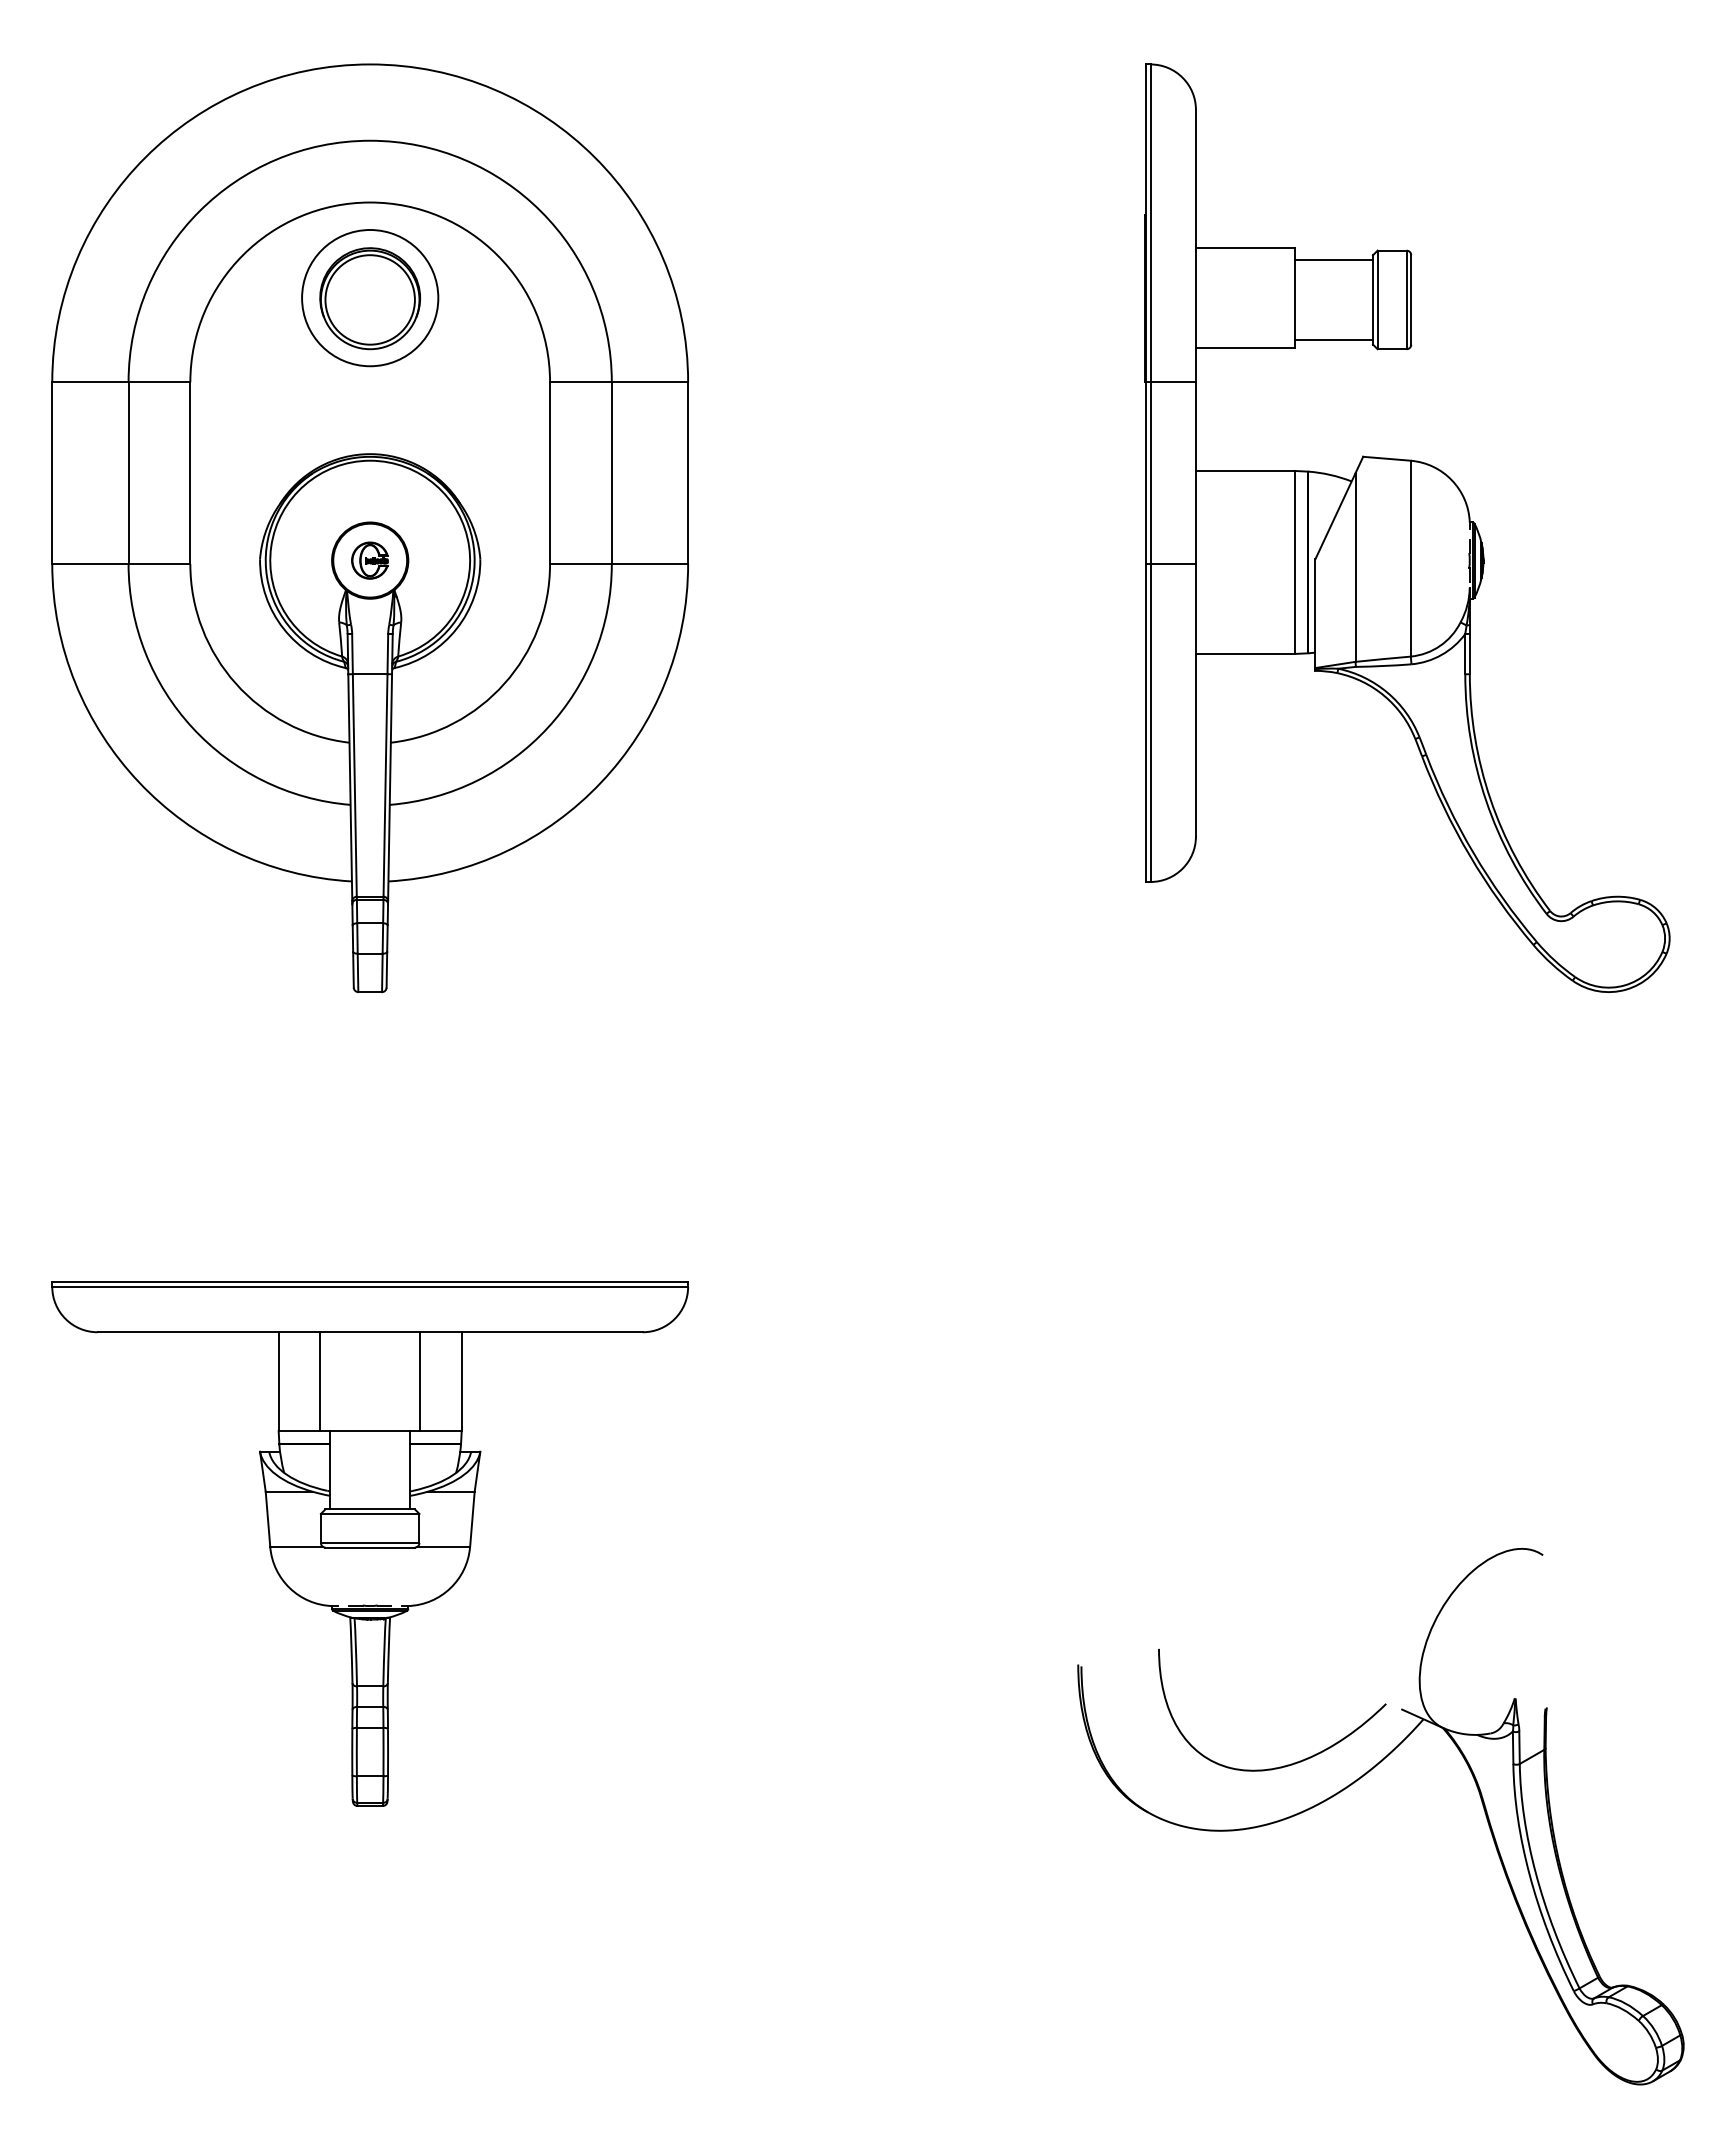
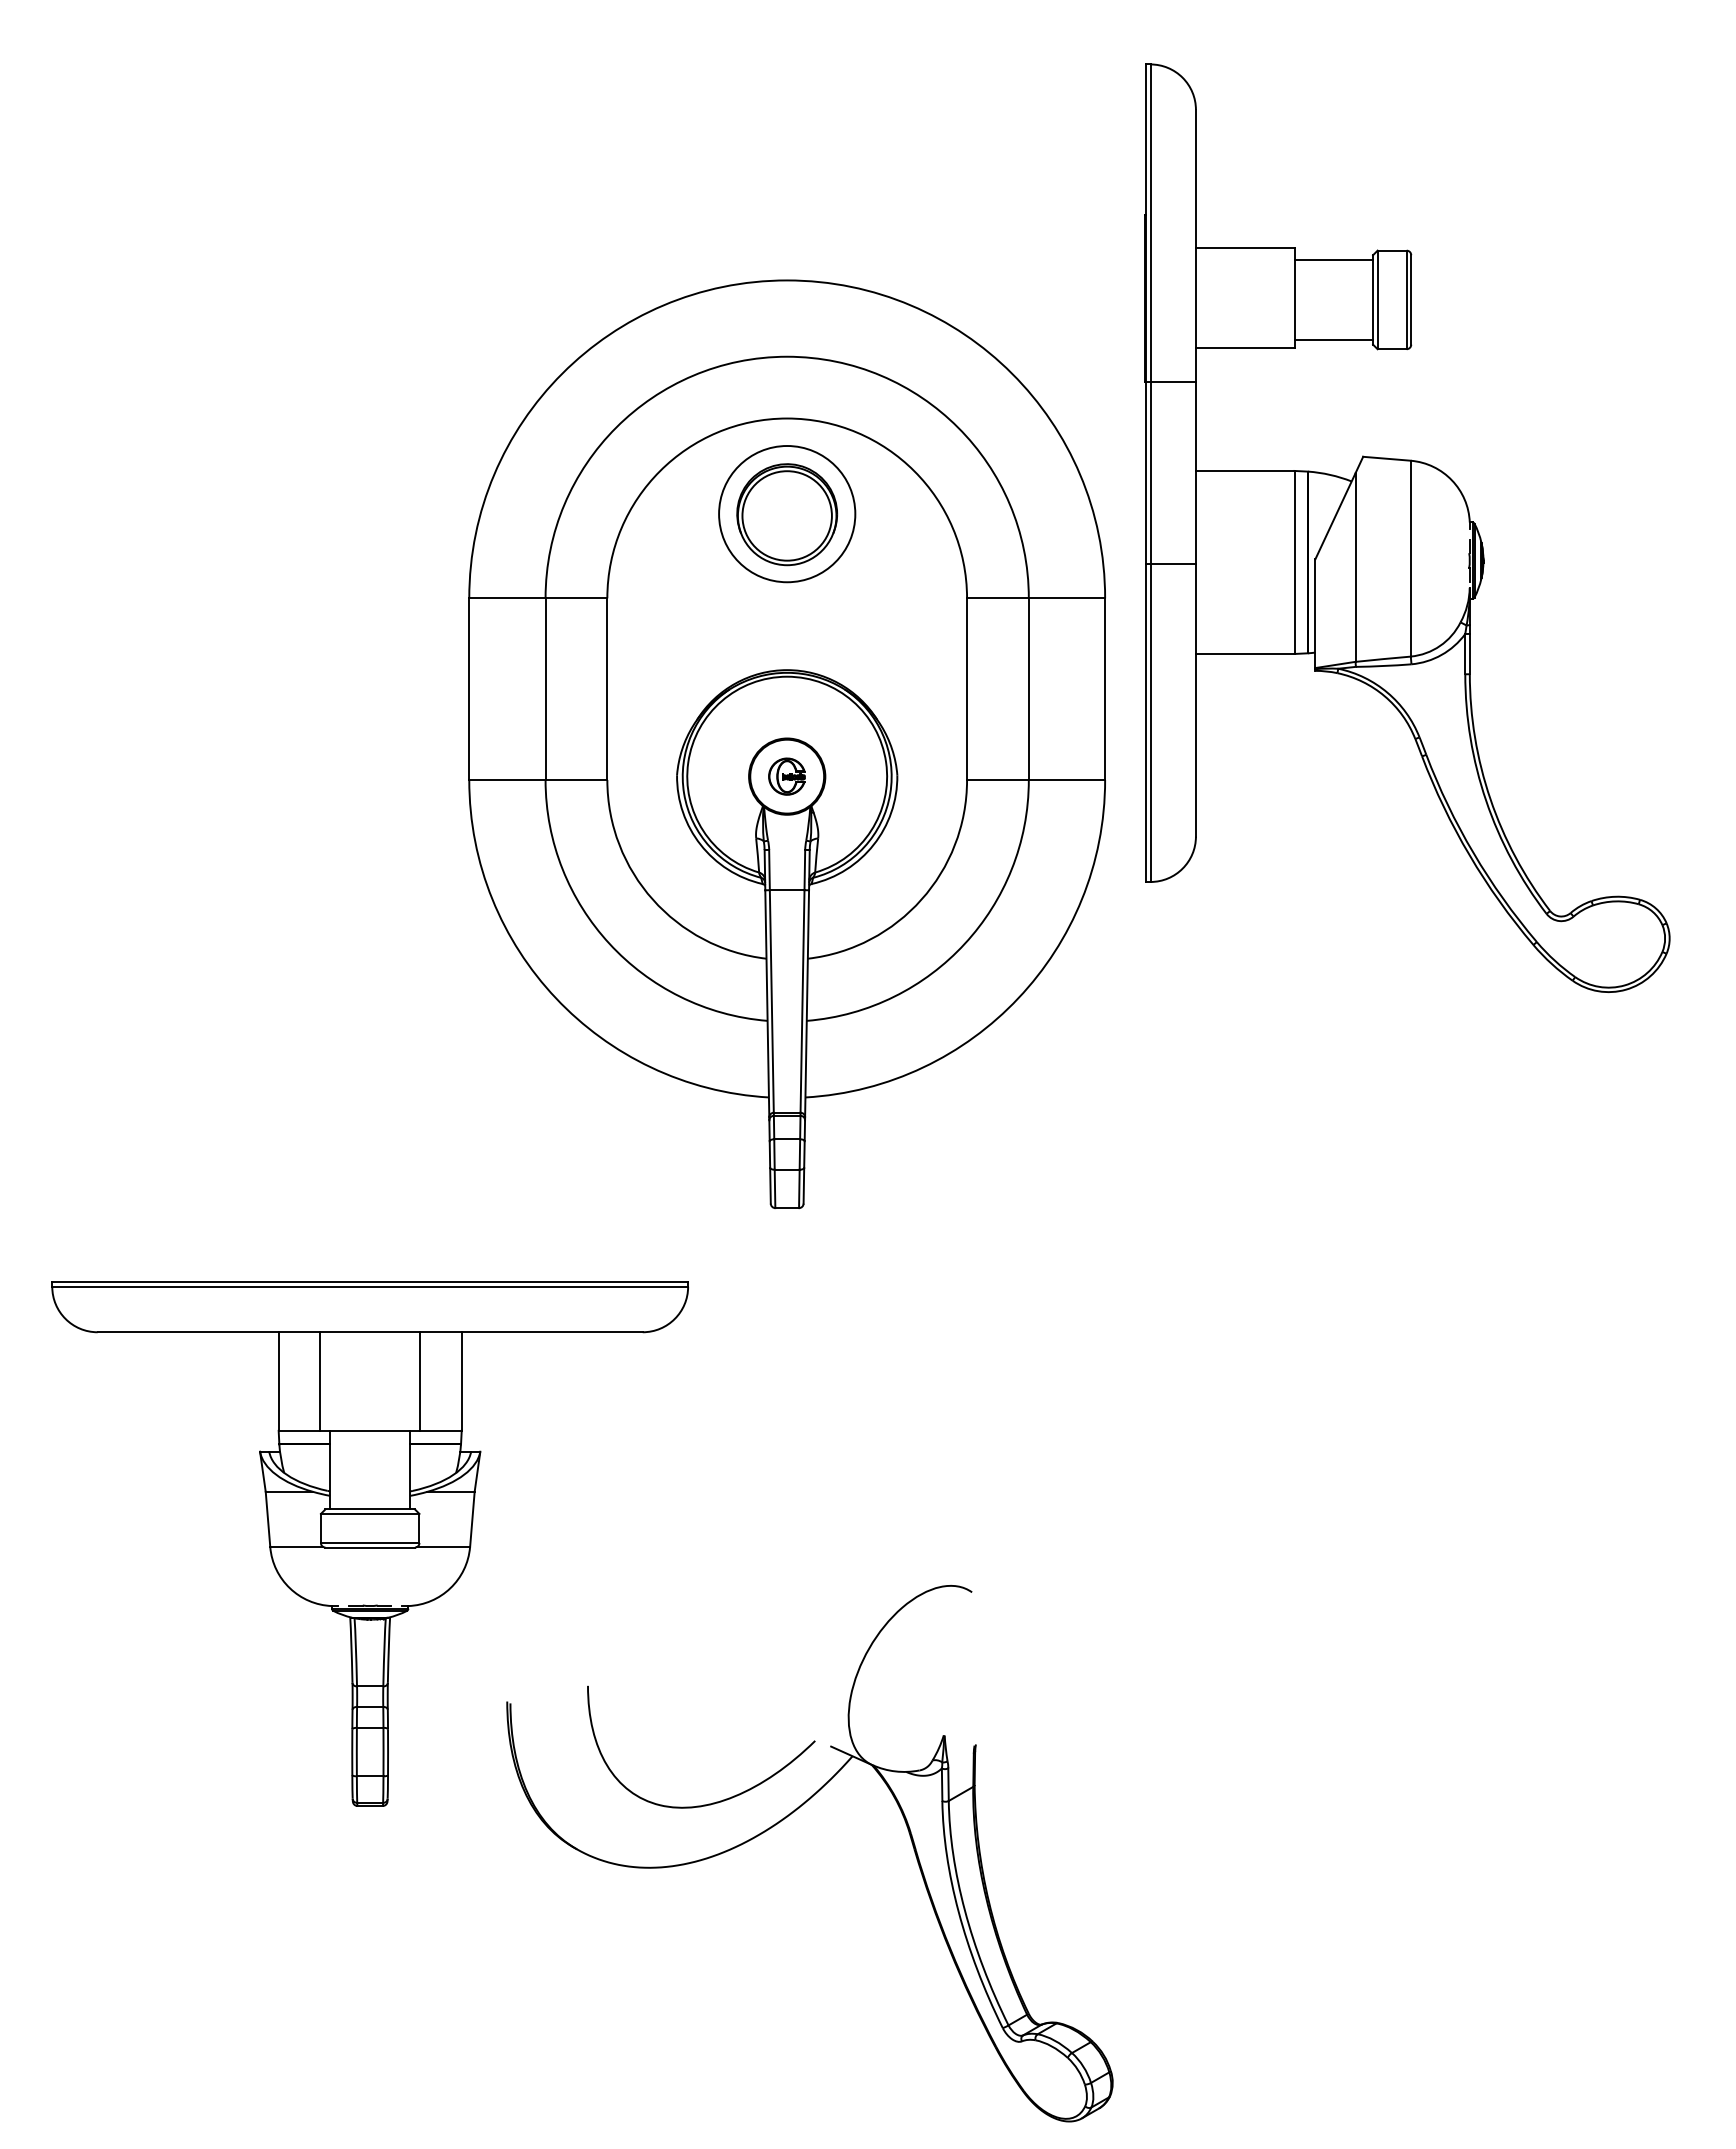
part position: (369, 528) -> (786, 744) (786, 744)
part position: (1357, 1781) -> (786, 1818) (786, 1818)
